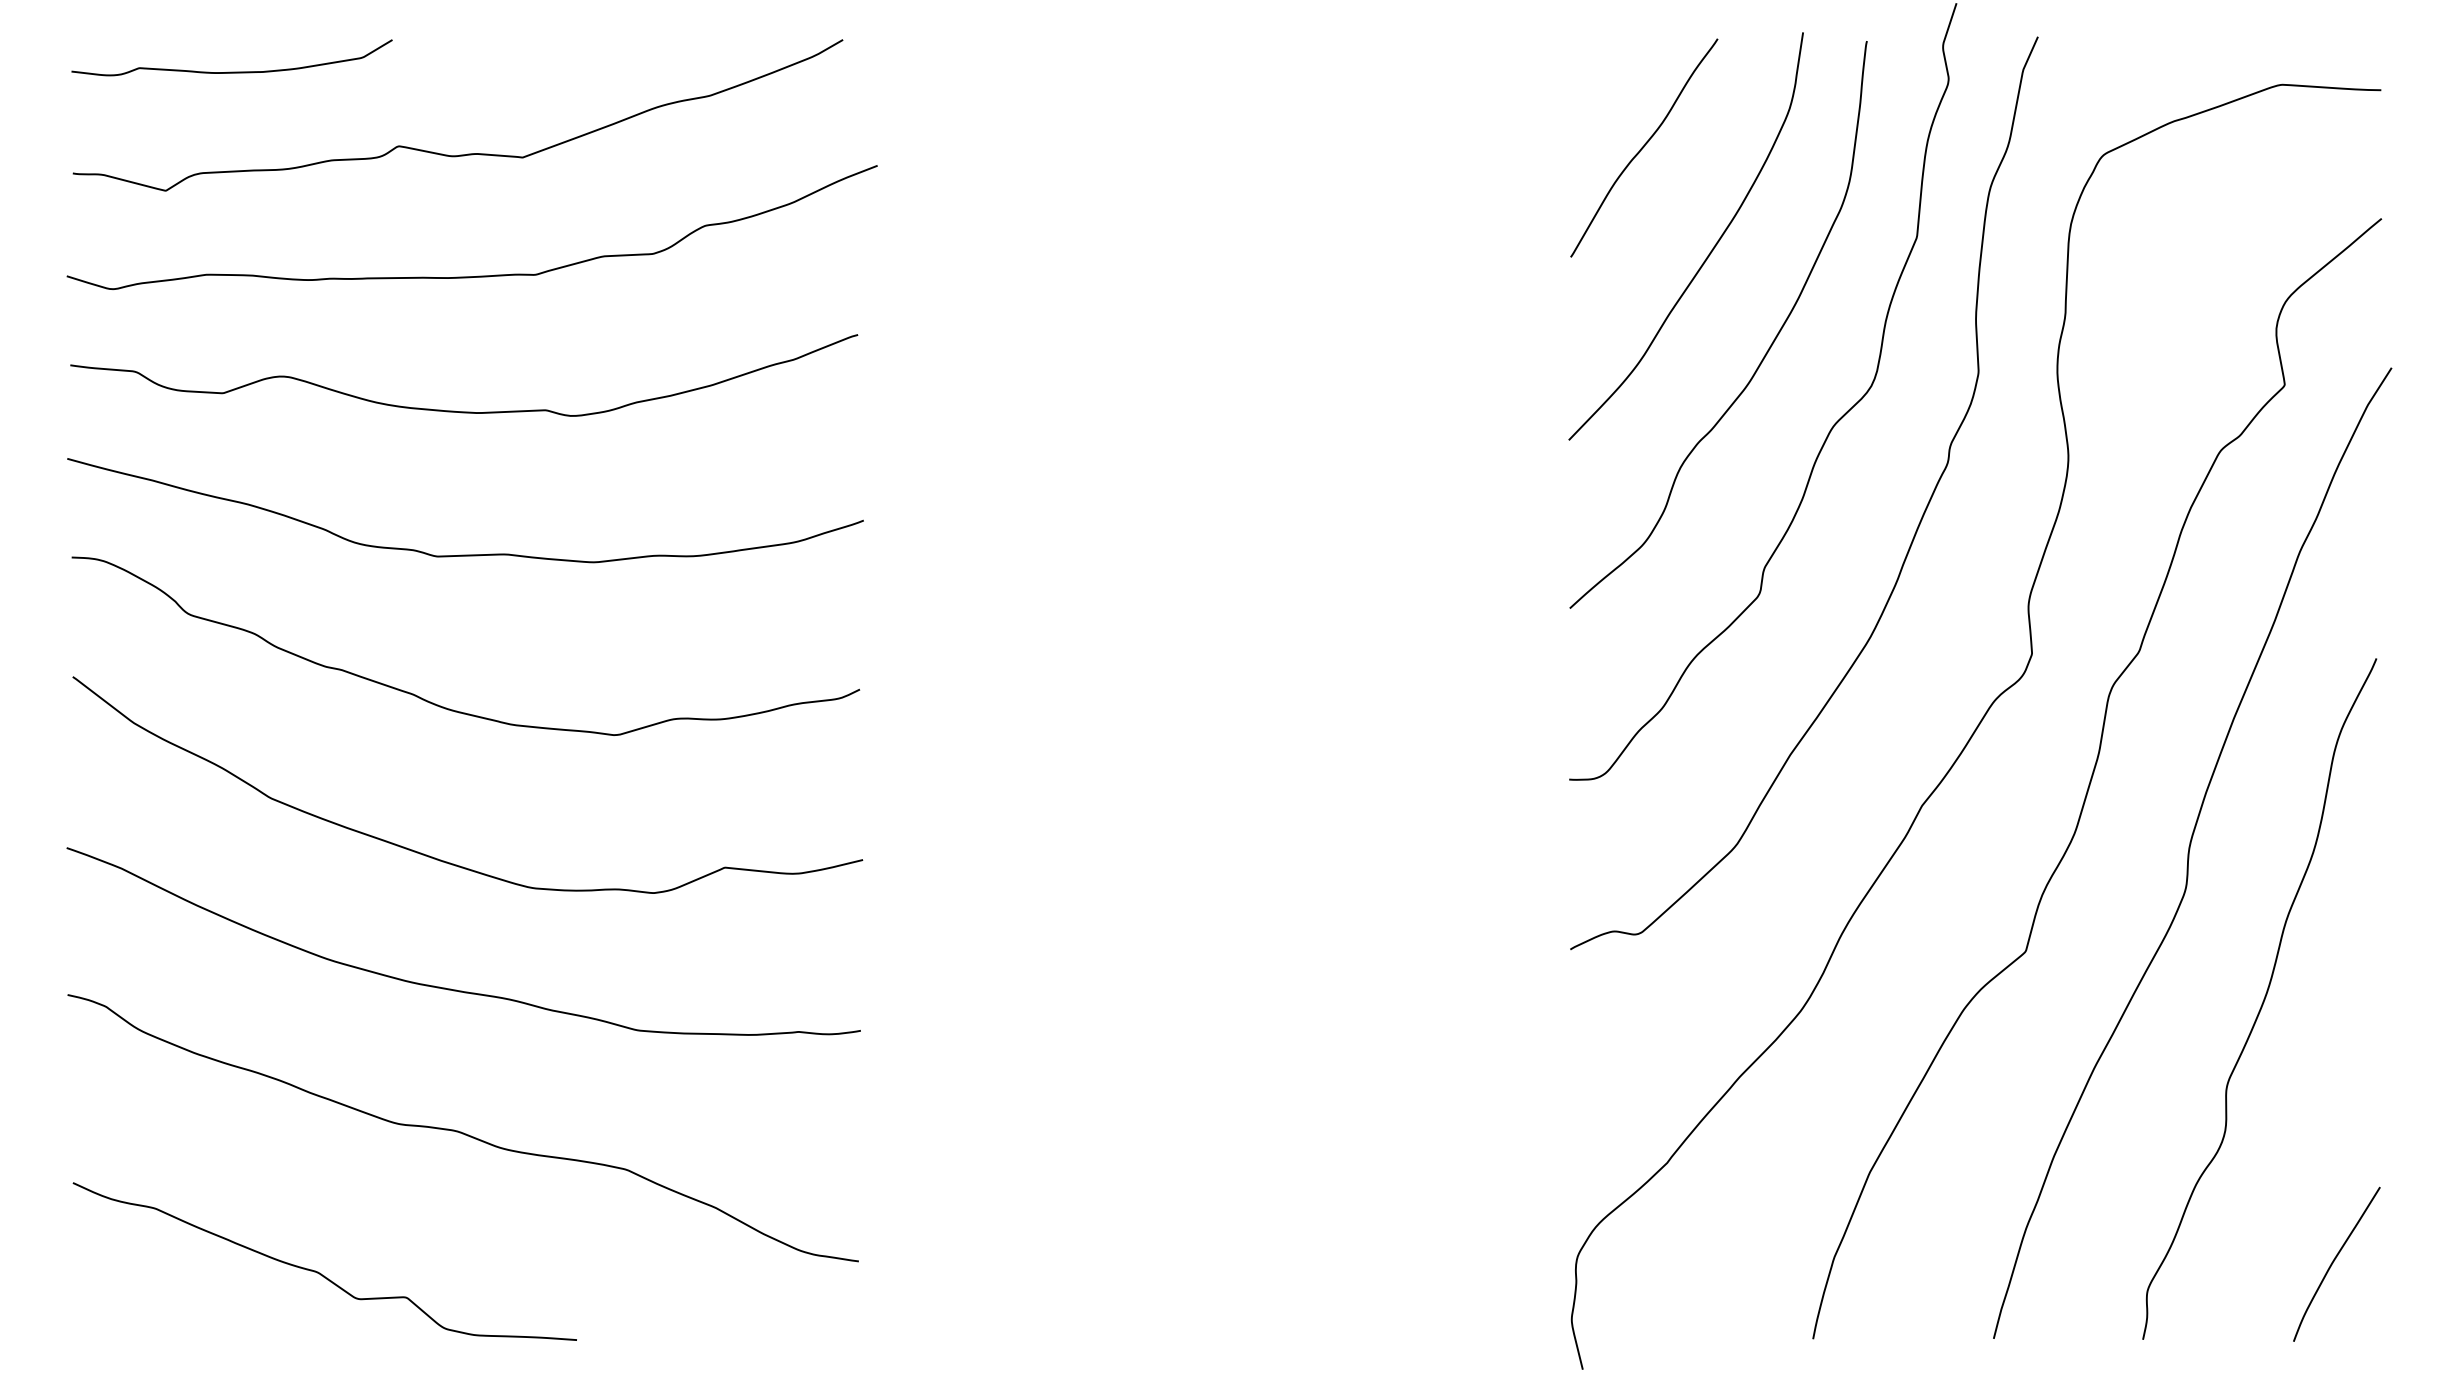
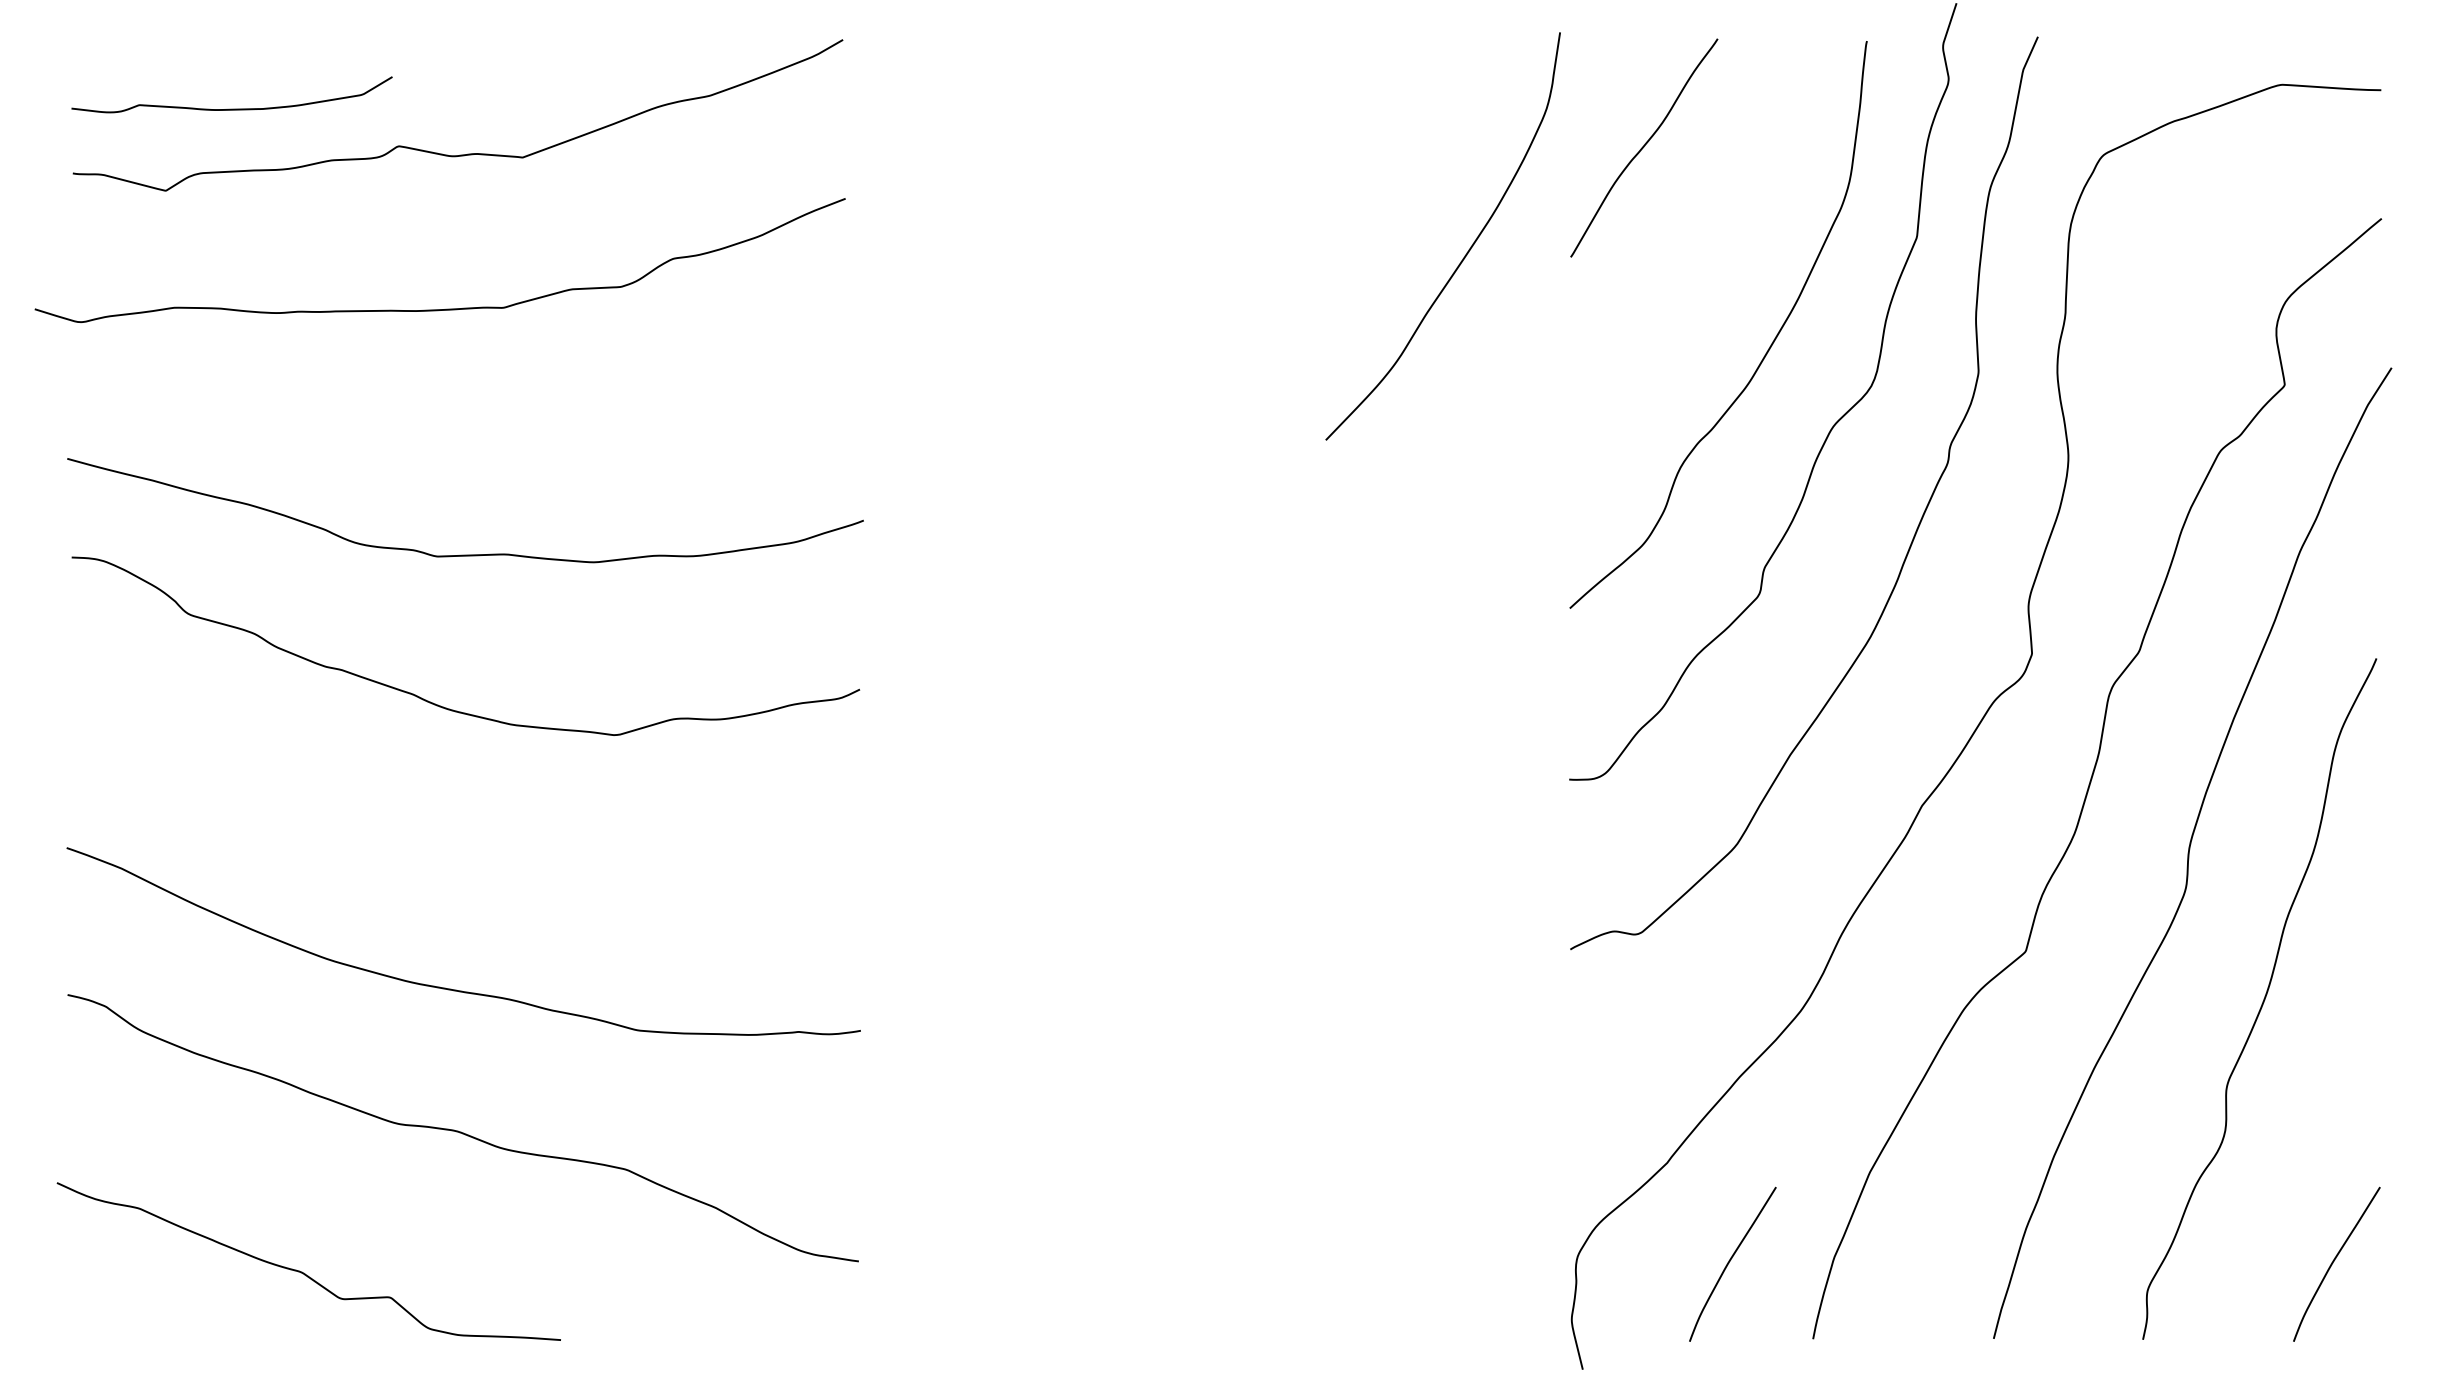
curve position: (231, 71) -> (231, 108) (231, 108)
curve position: (1709, 252) -> (1466, 252) (1466, 252)
curve position: (478, 275) -> (446, 308) (446, 308)
curve: present -> none (464, 411)
curve: present -> none (441, 859)
curve: none -> present (1730, 1261)
curve position: (318, 1271) -> (302, 1271) (302, 1271)
